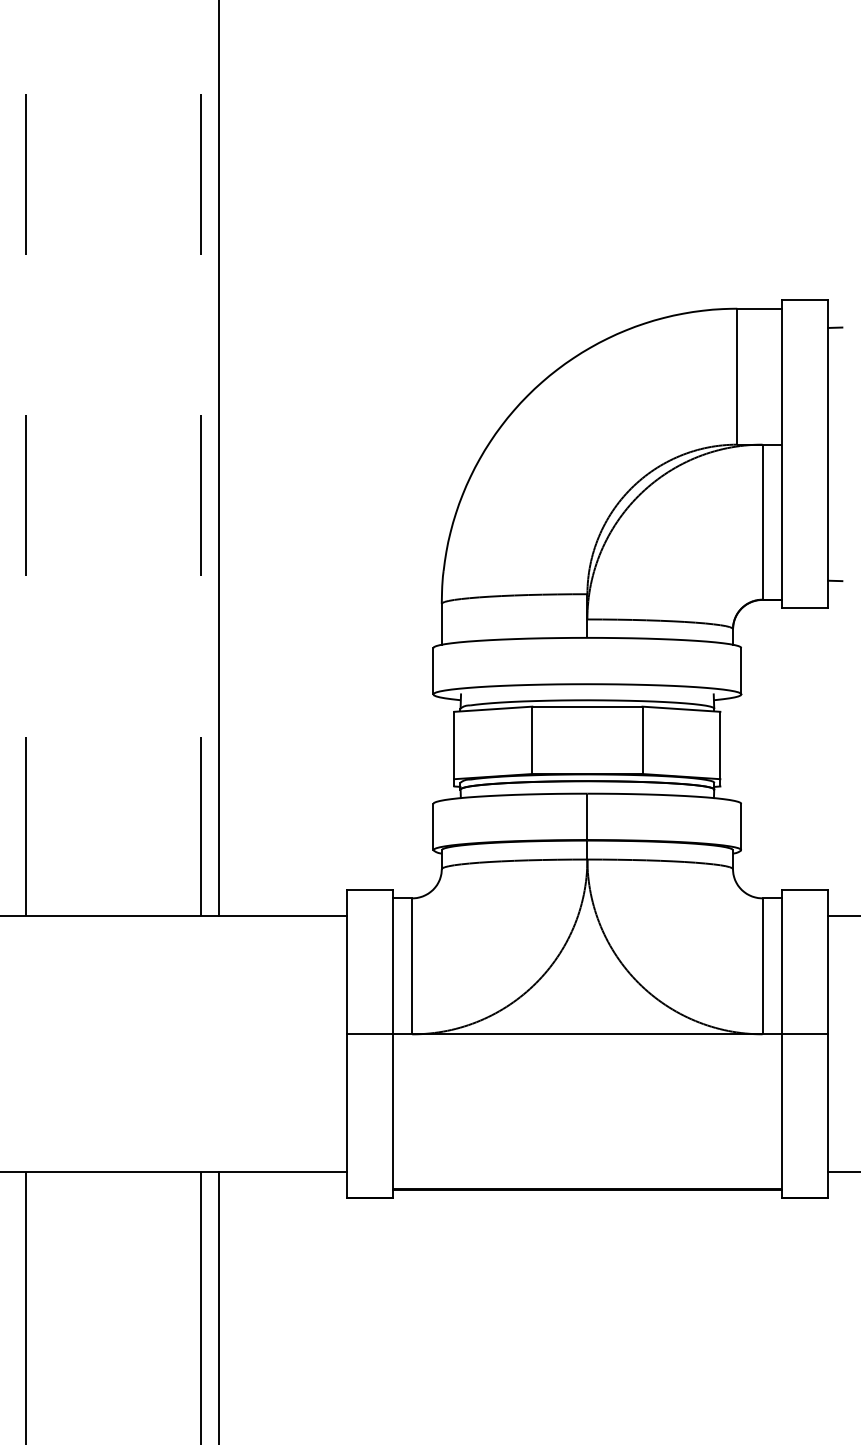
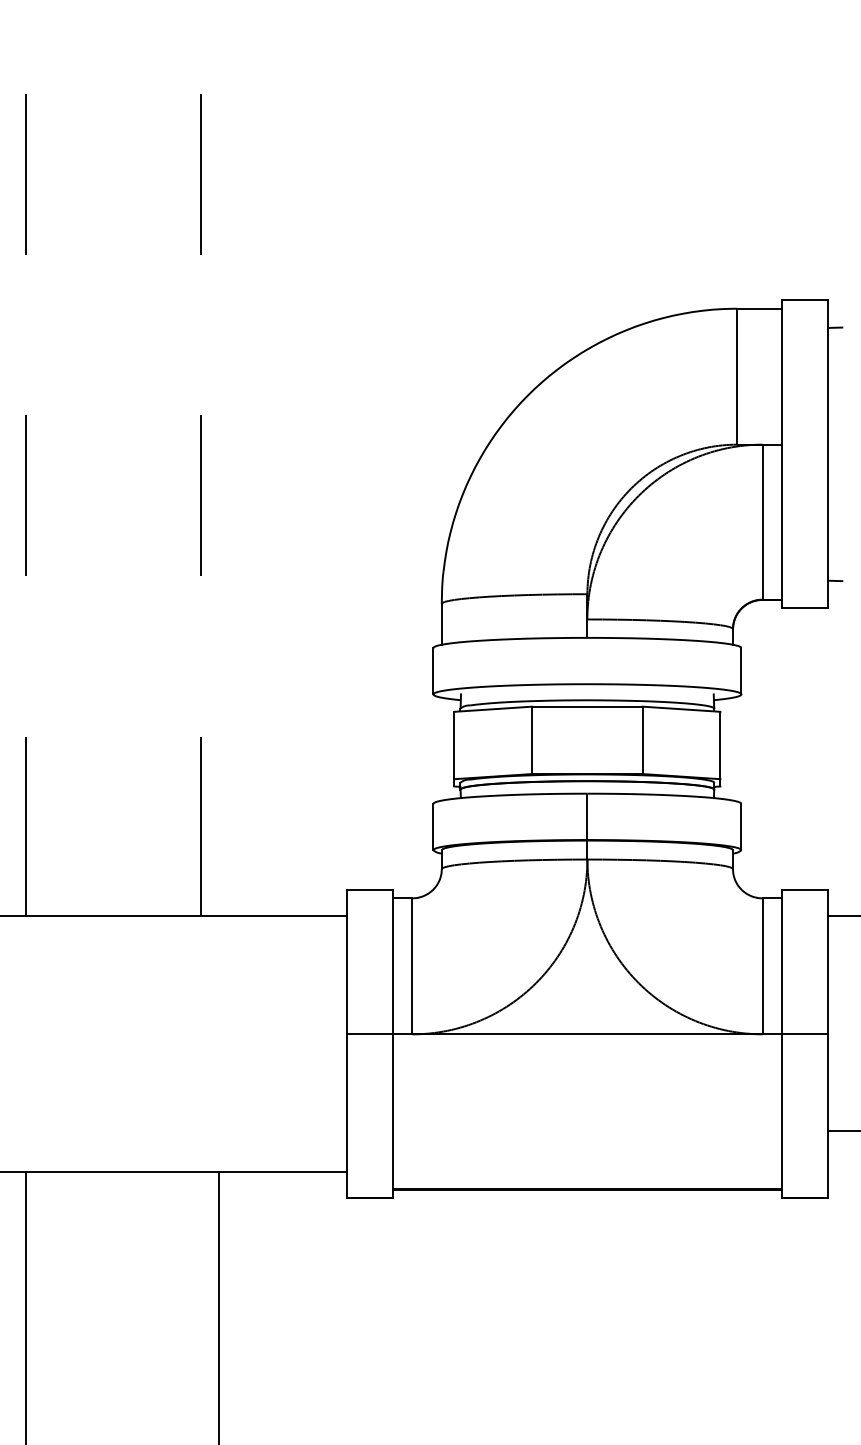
line: present -> none (219, 459)
line position: (842, 1171) -> (842, 1130) (842, 1130)
line: present -> none (201, 1306)
